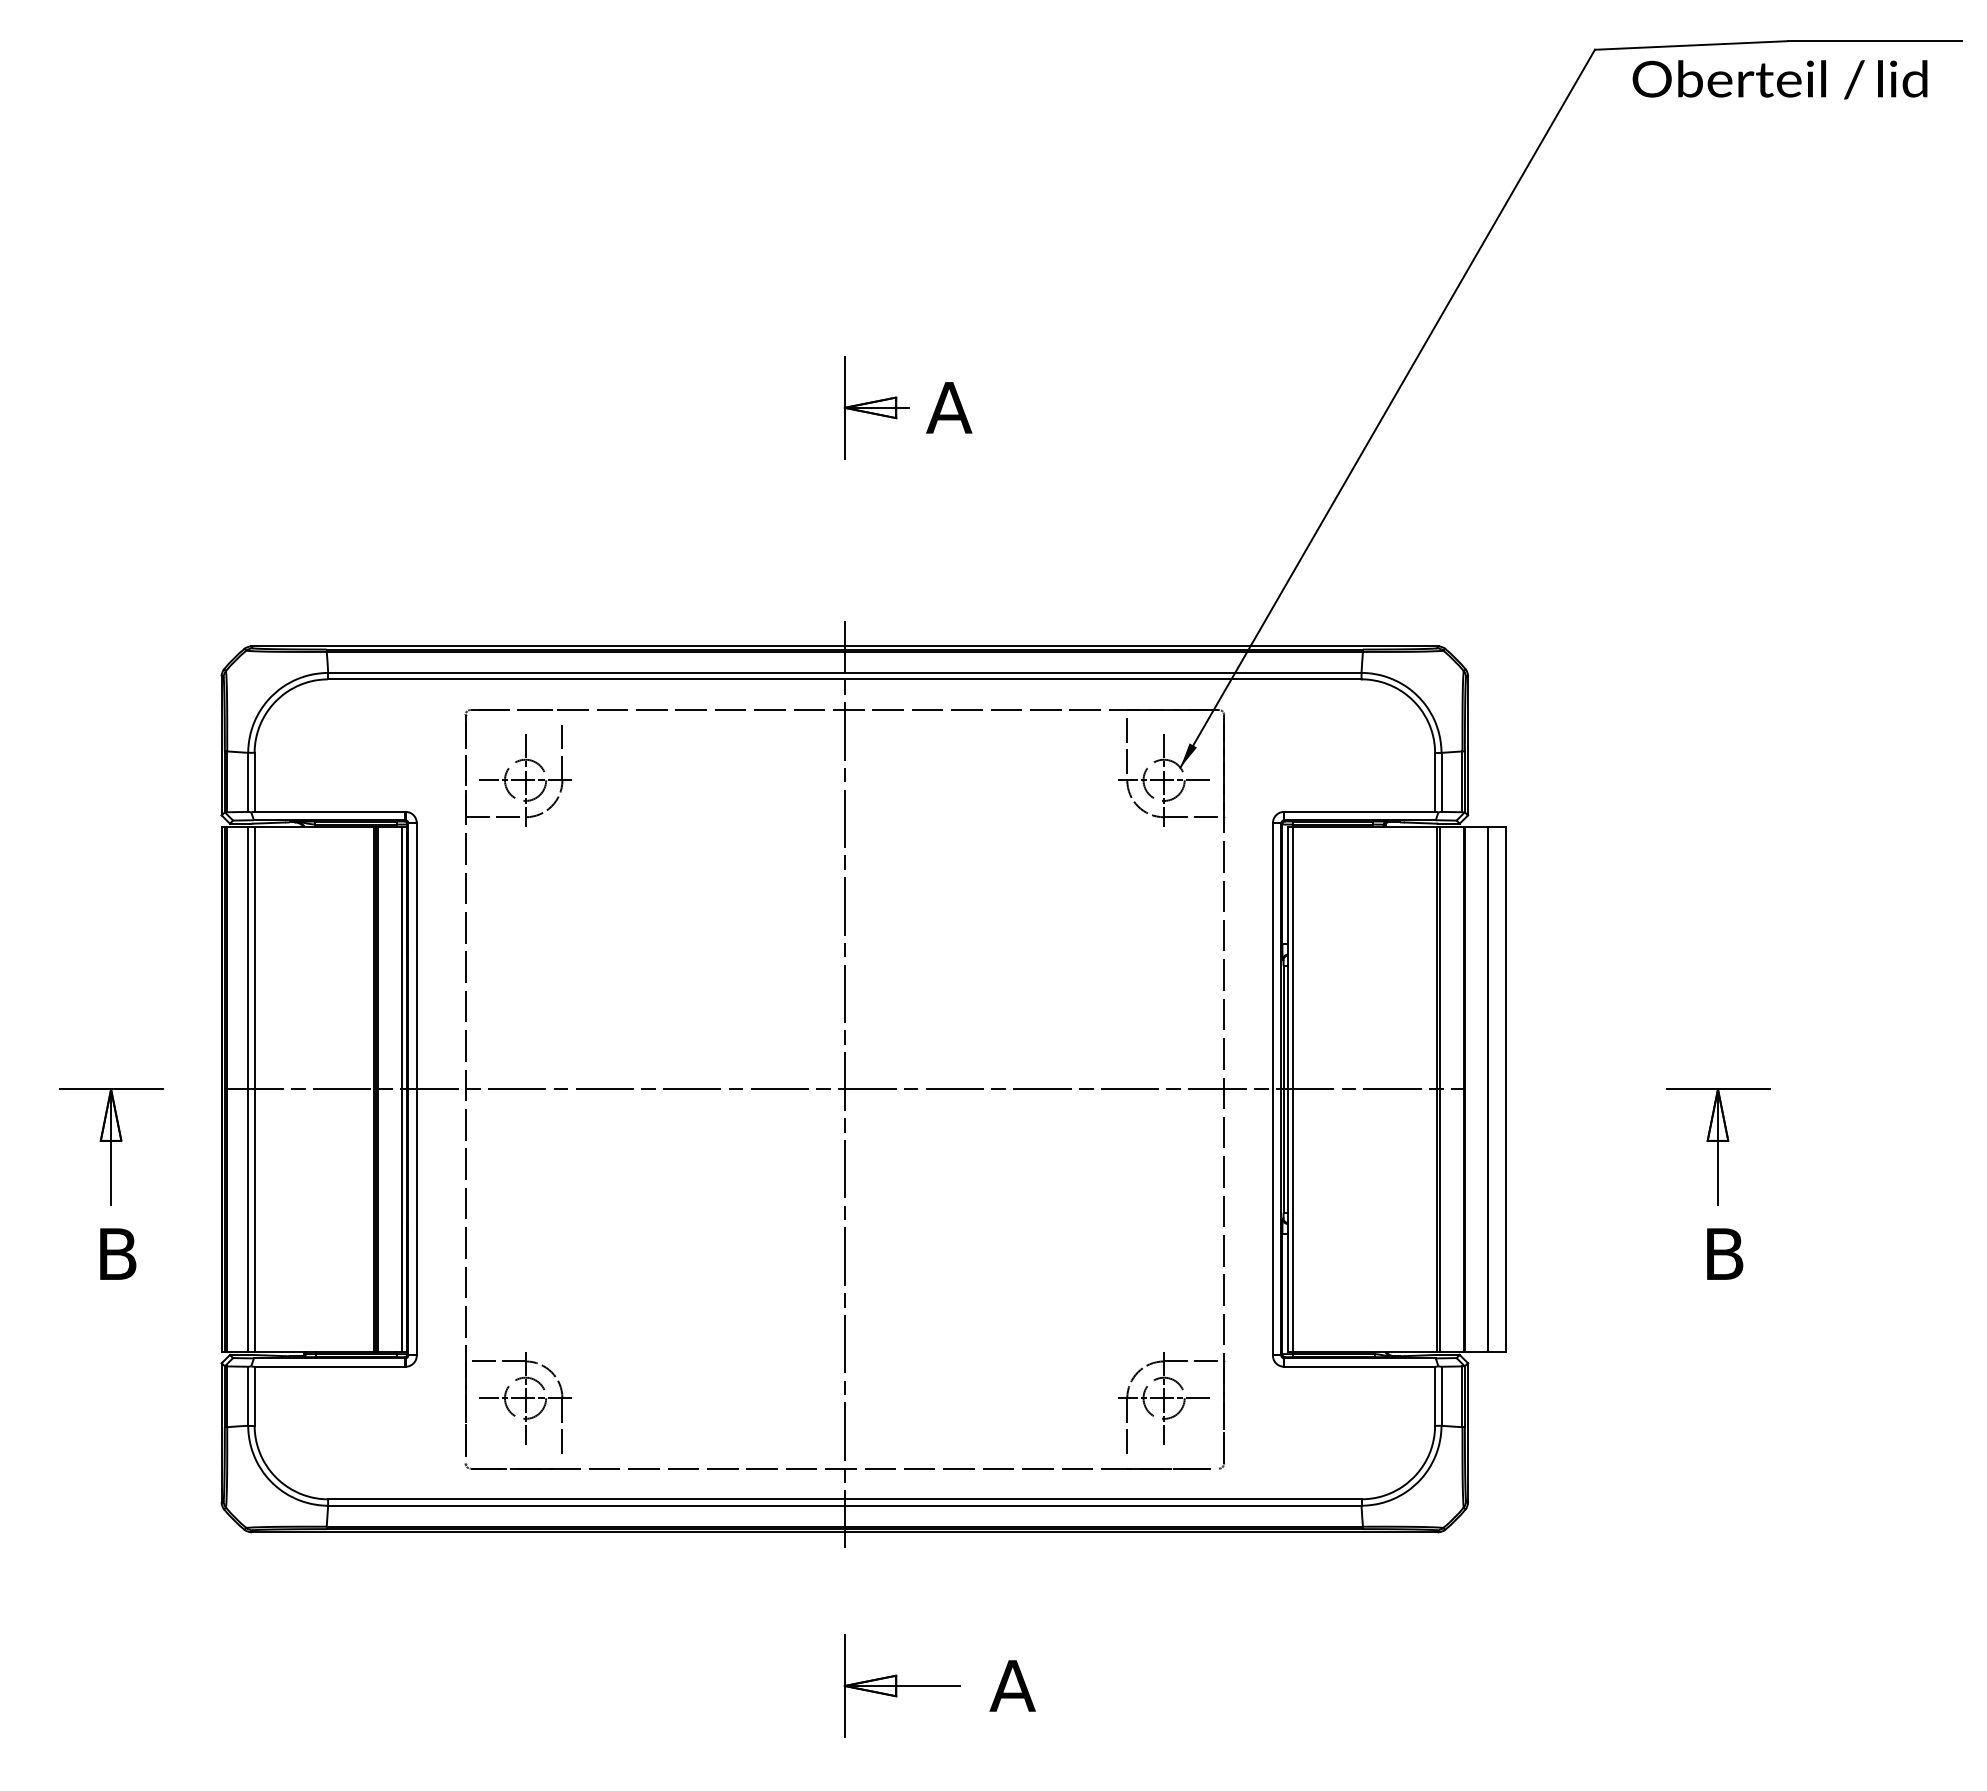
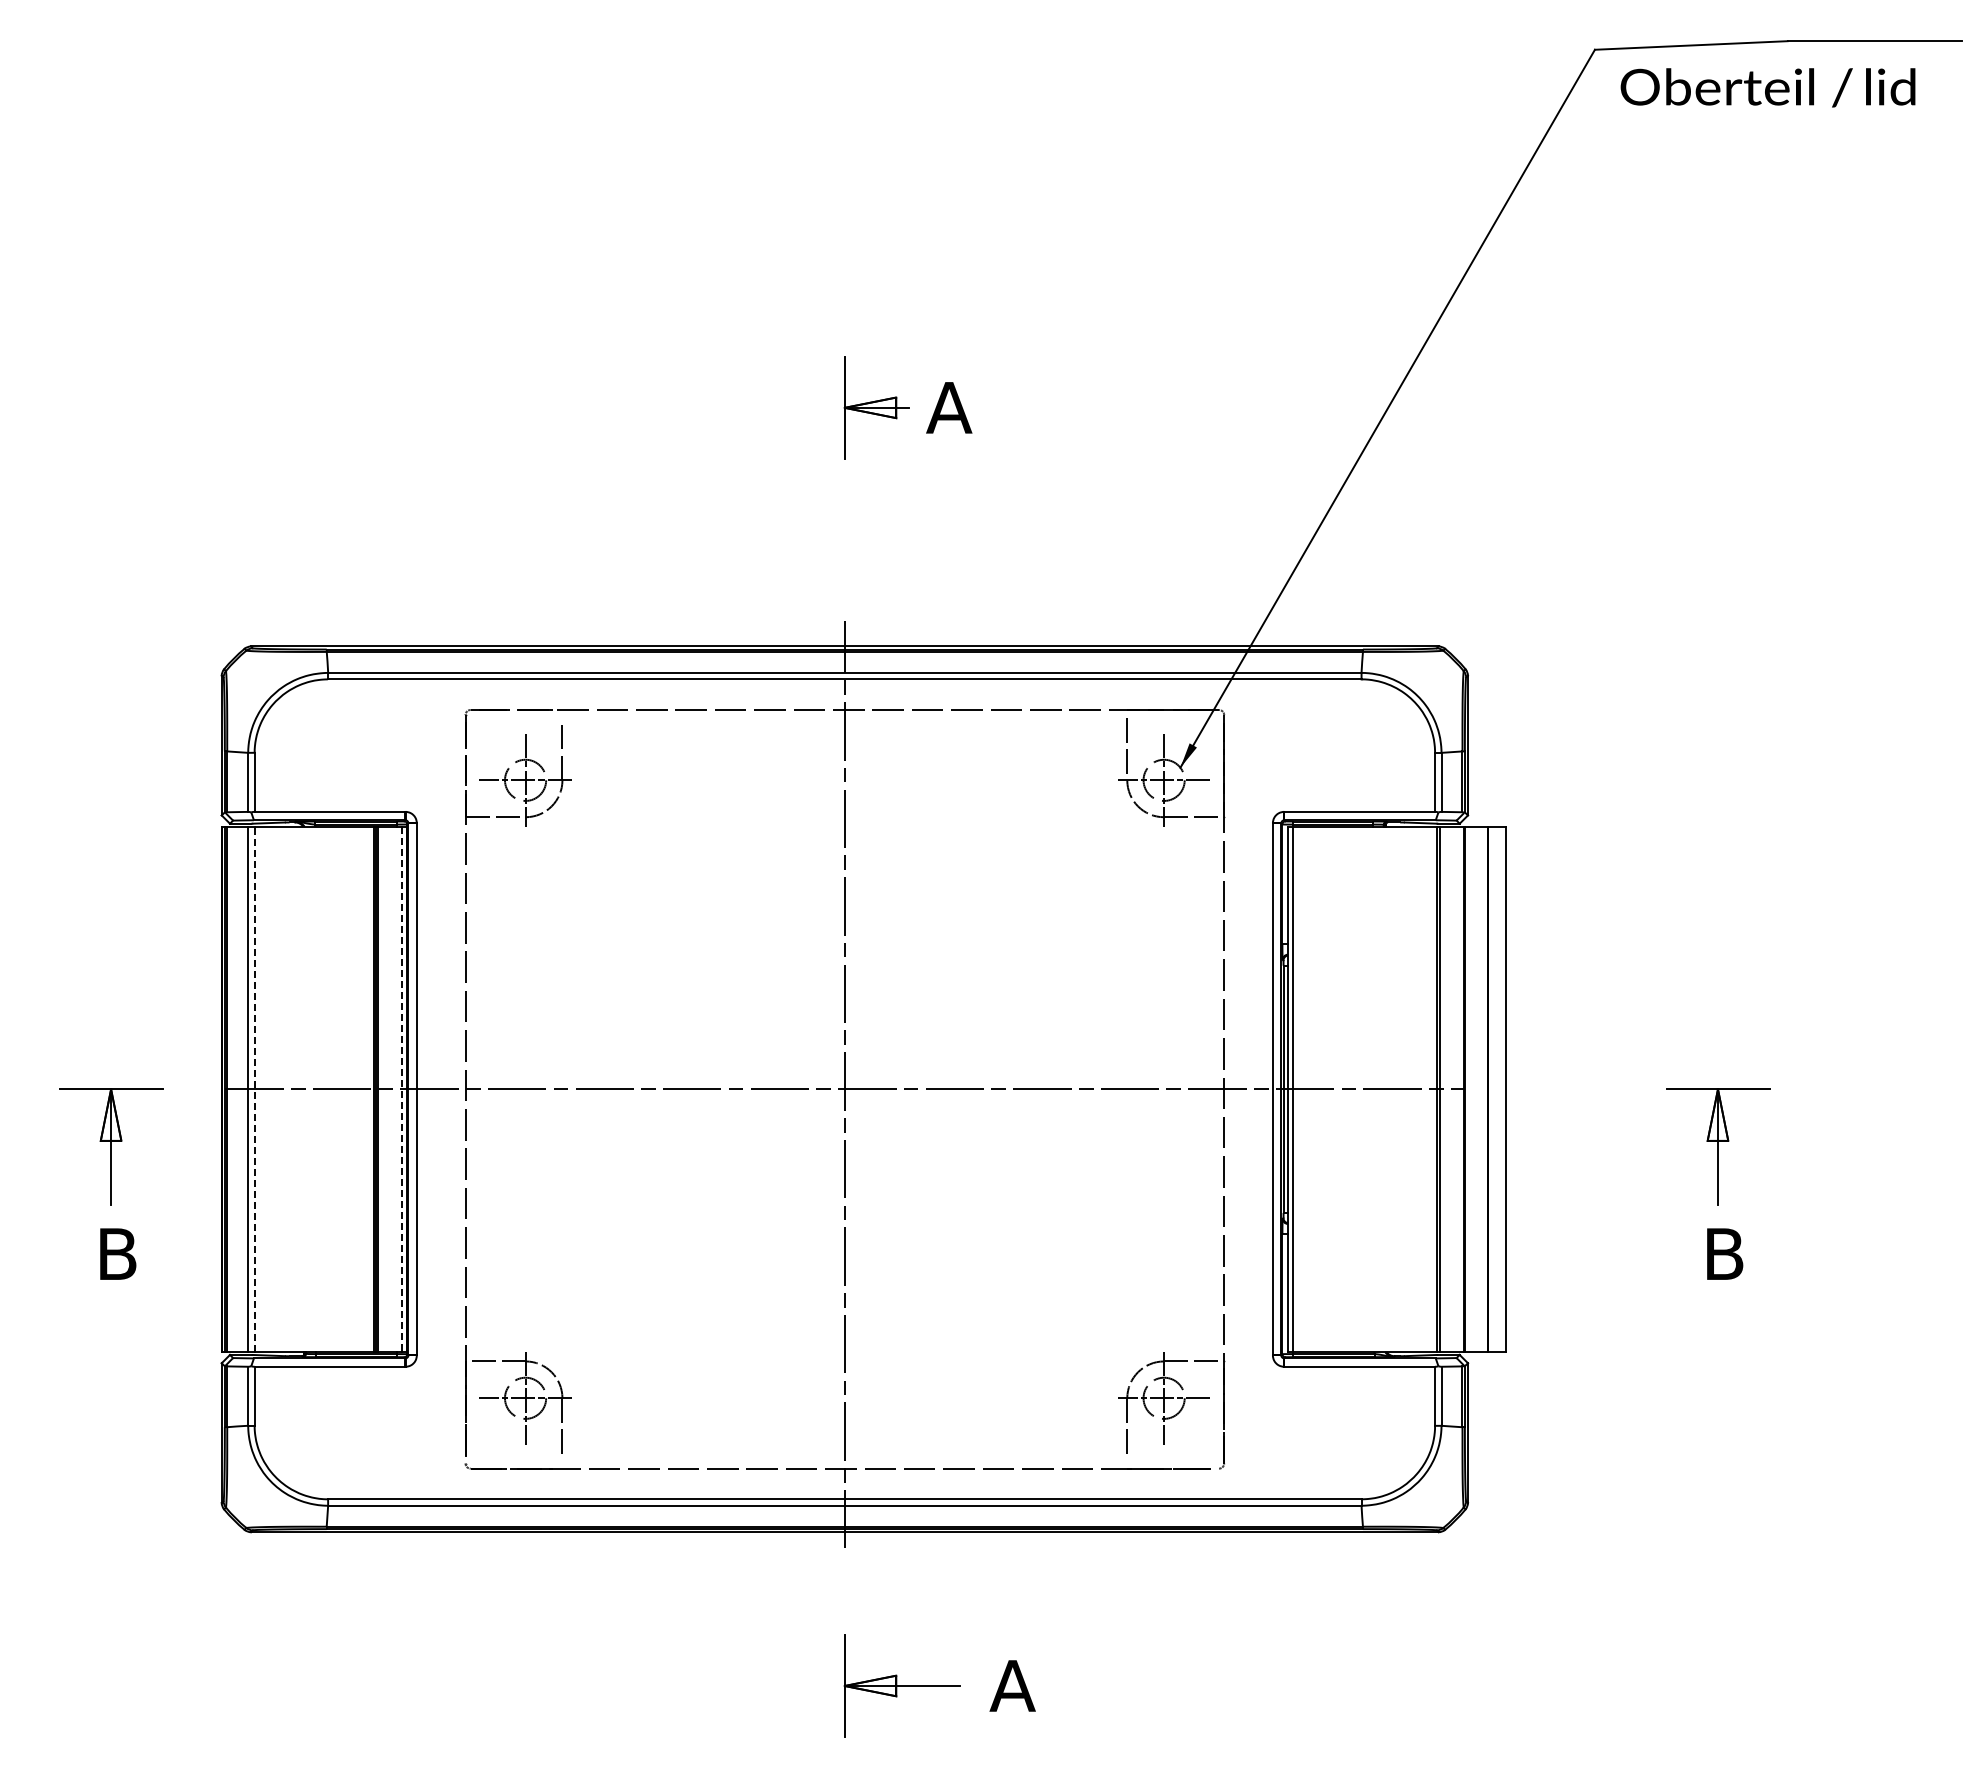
text position: (1779, 79) -> (1767, 87) (1767, 87)
line: solid -> dashed (254, 1089)
line: solid -> dashed (402, 1089)
